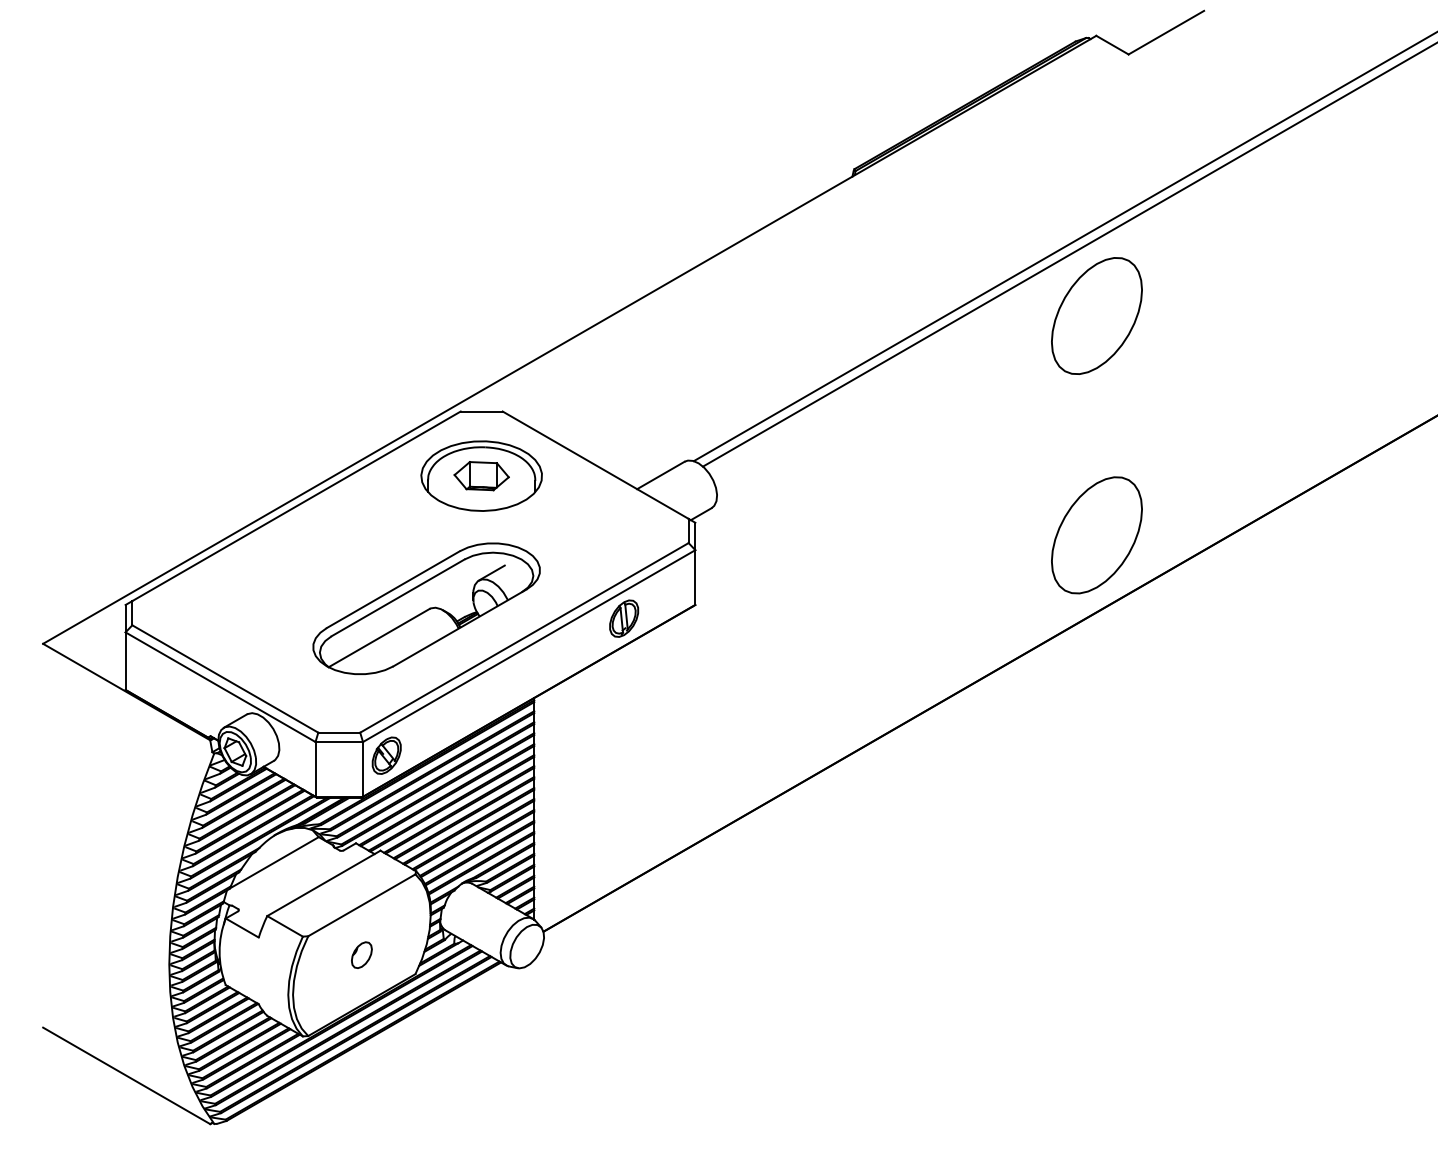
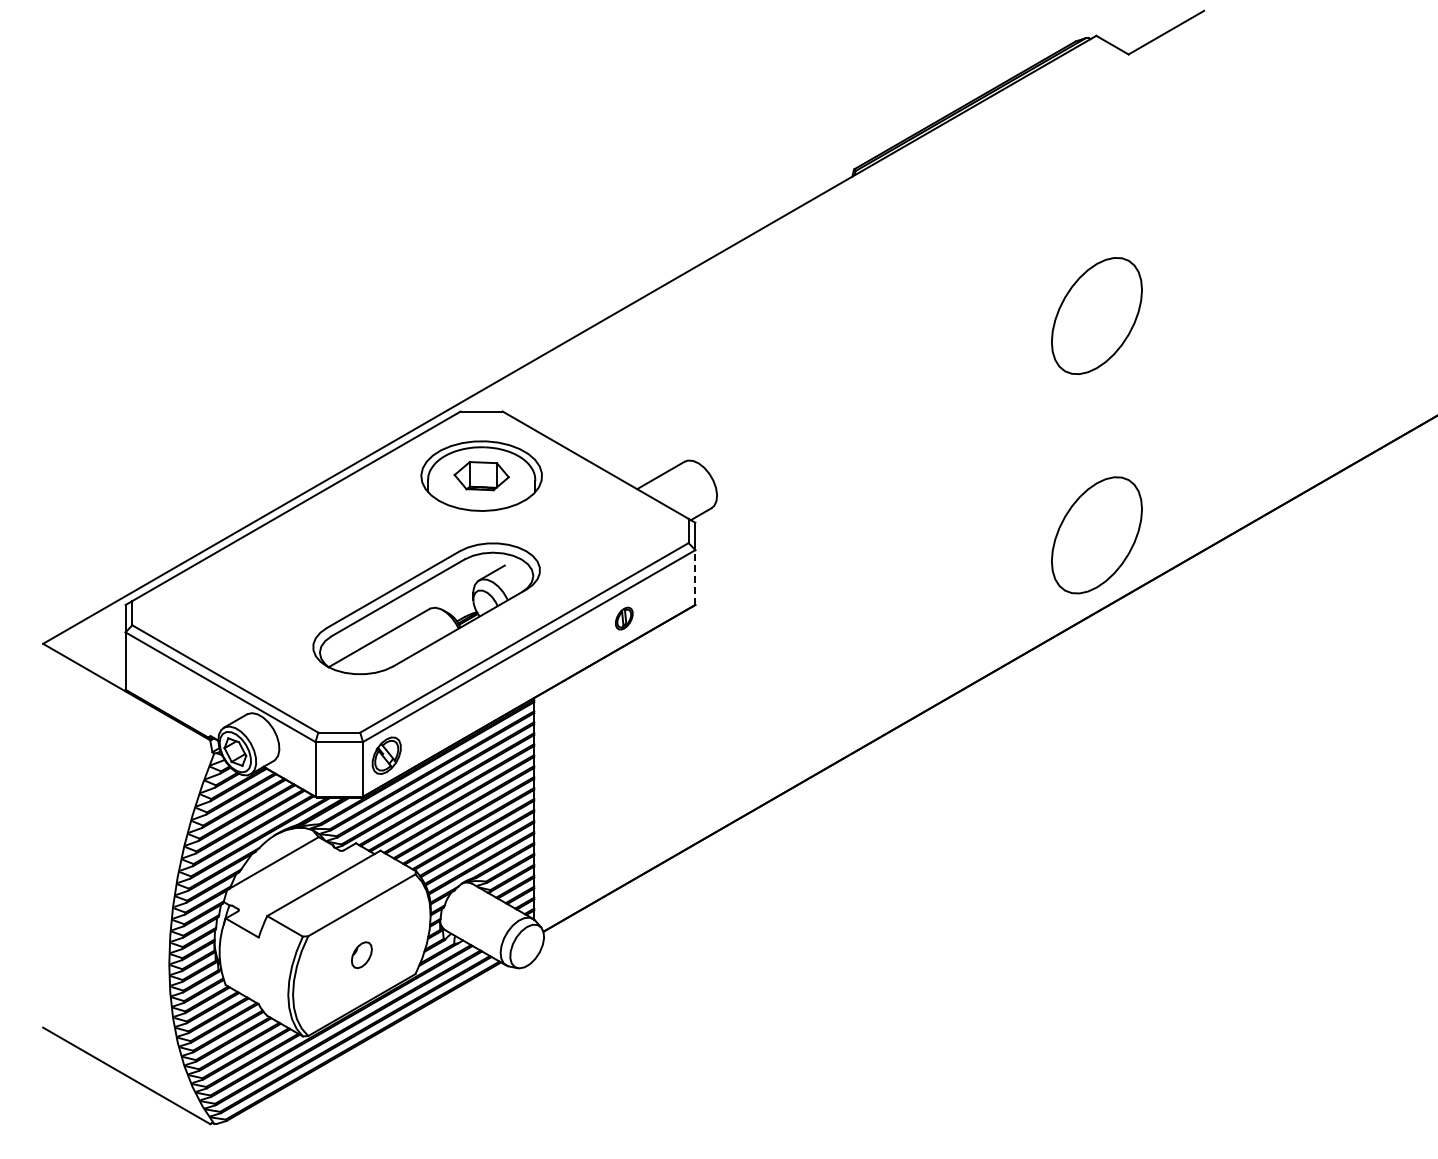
line: present -> none (1063, 247)
line: present -> none (1068, 255)
line: solid -> dashed (695, 577)
part size: 31x39 px -> 19x25 px (624, 618)
